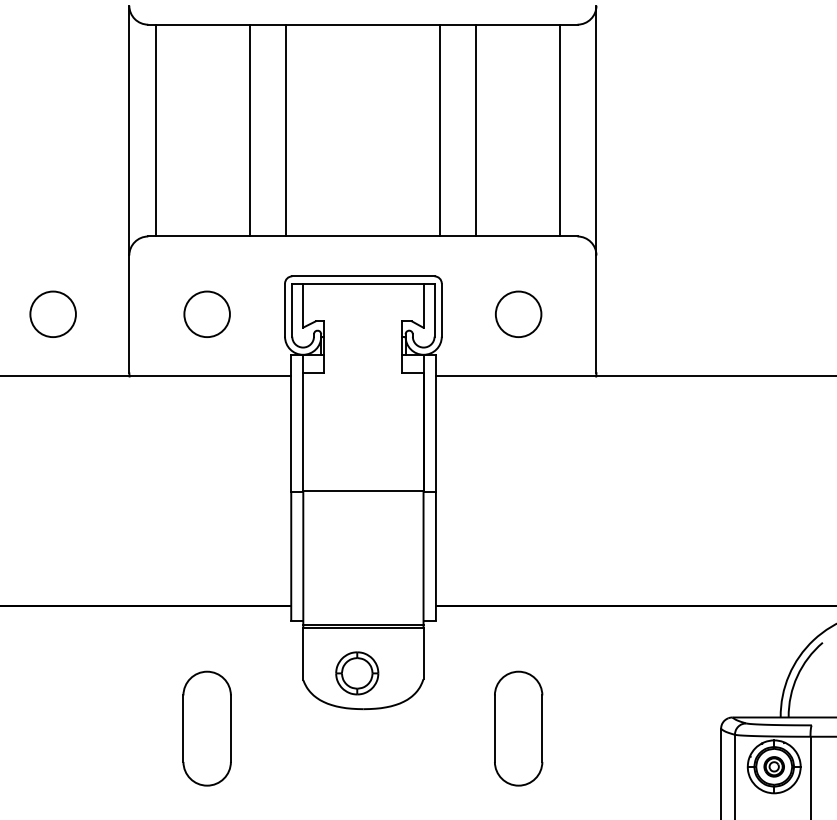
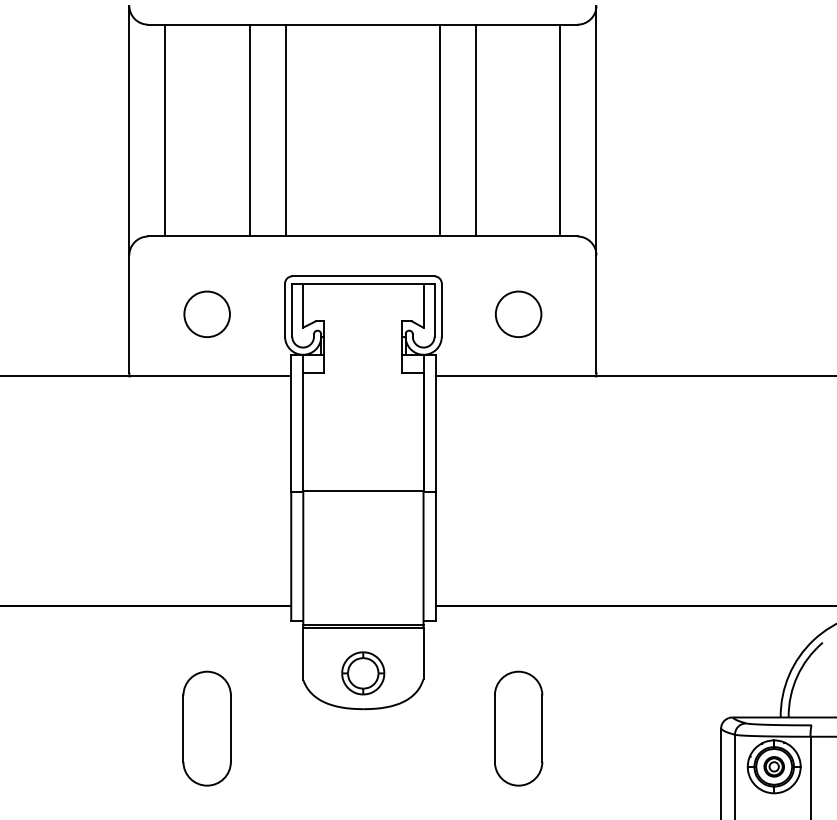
line position: (156, 130) -> (165, 130) (165, 130)
circle: present -> none (52, 313)
part position: (357, 673) -> (363, 673) (363, 673)
